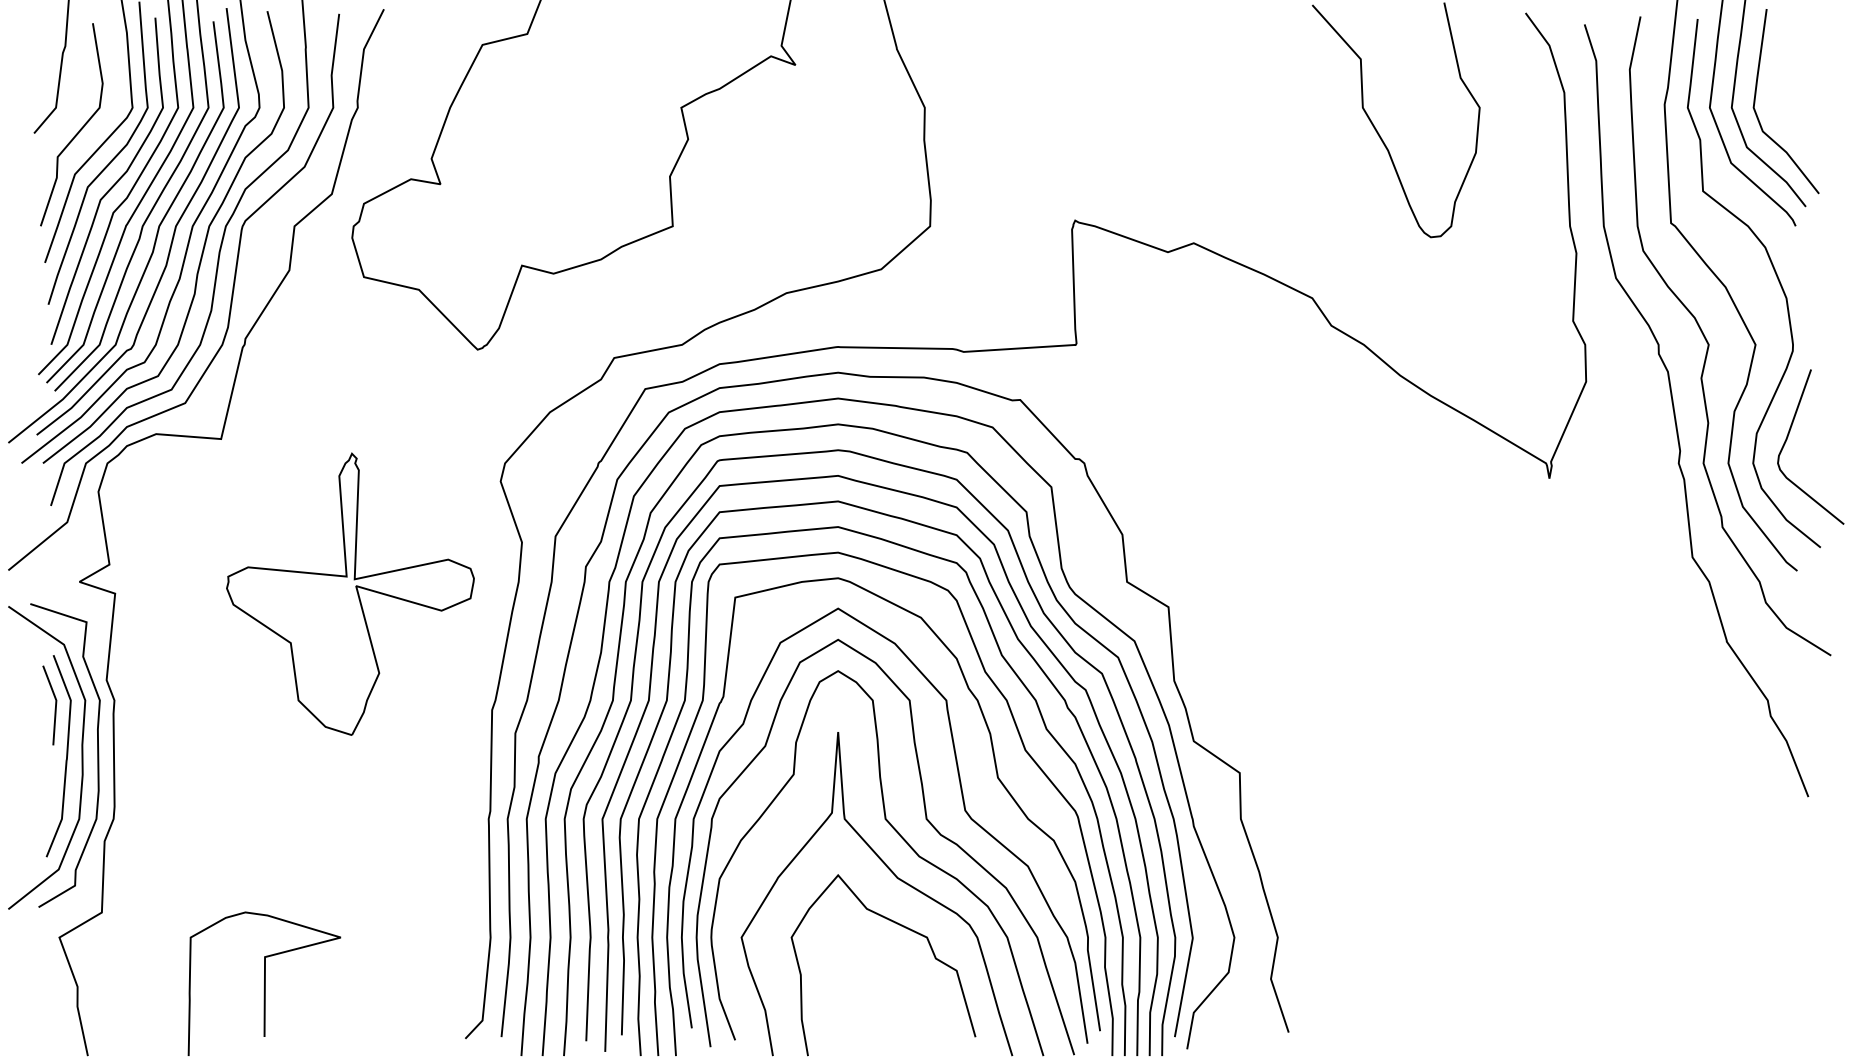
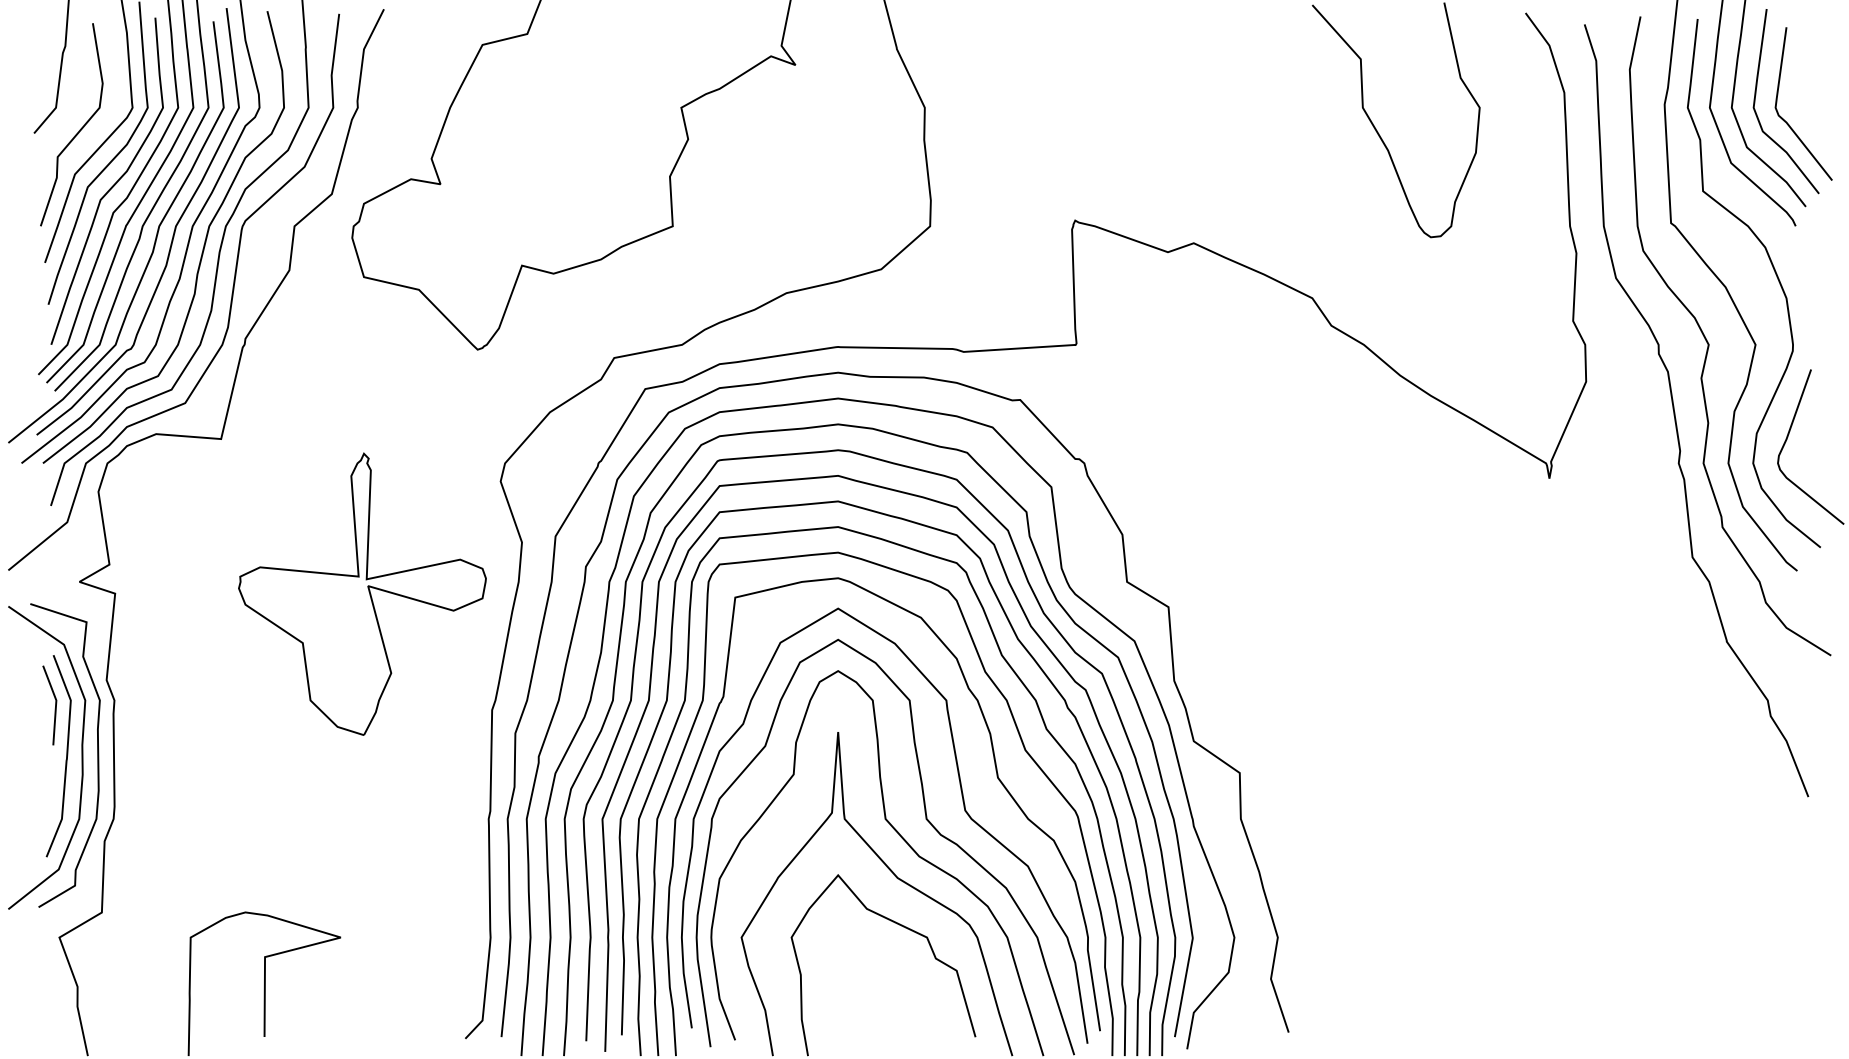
curve: none -> present (1785, 120)
part position: (350, 593) -> (362, 593) (362, 593)
